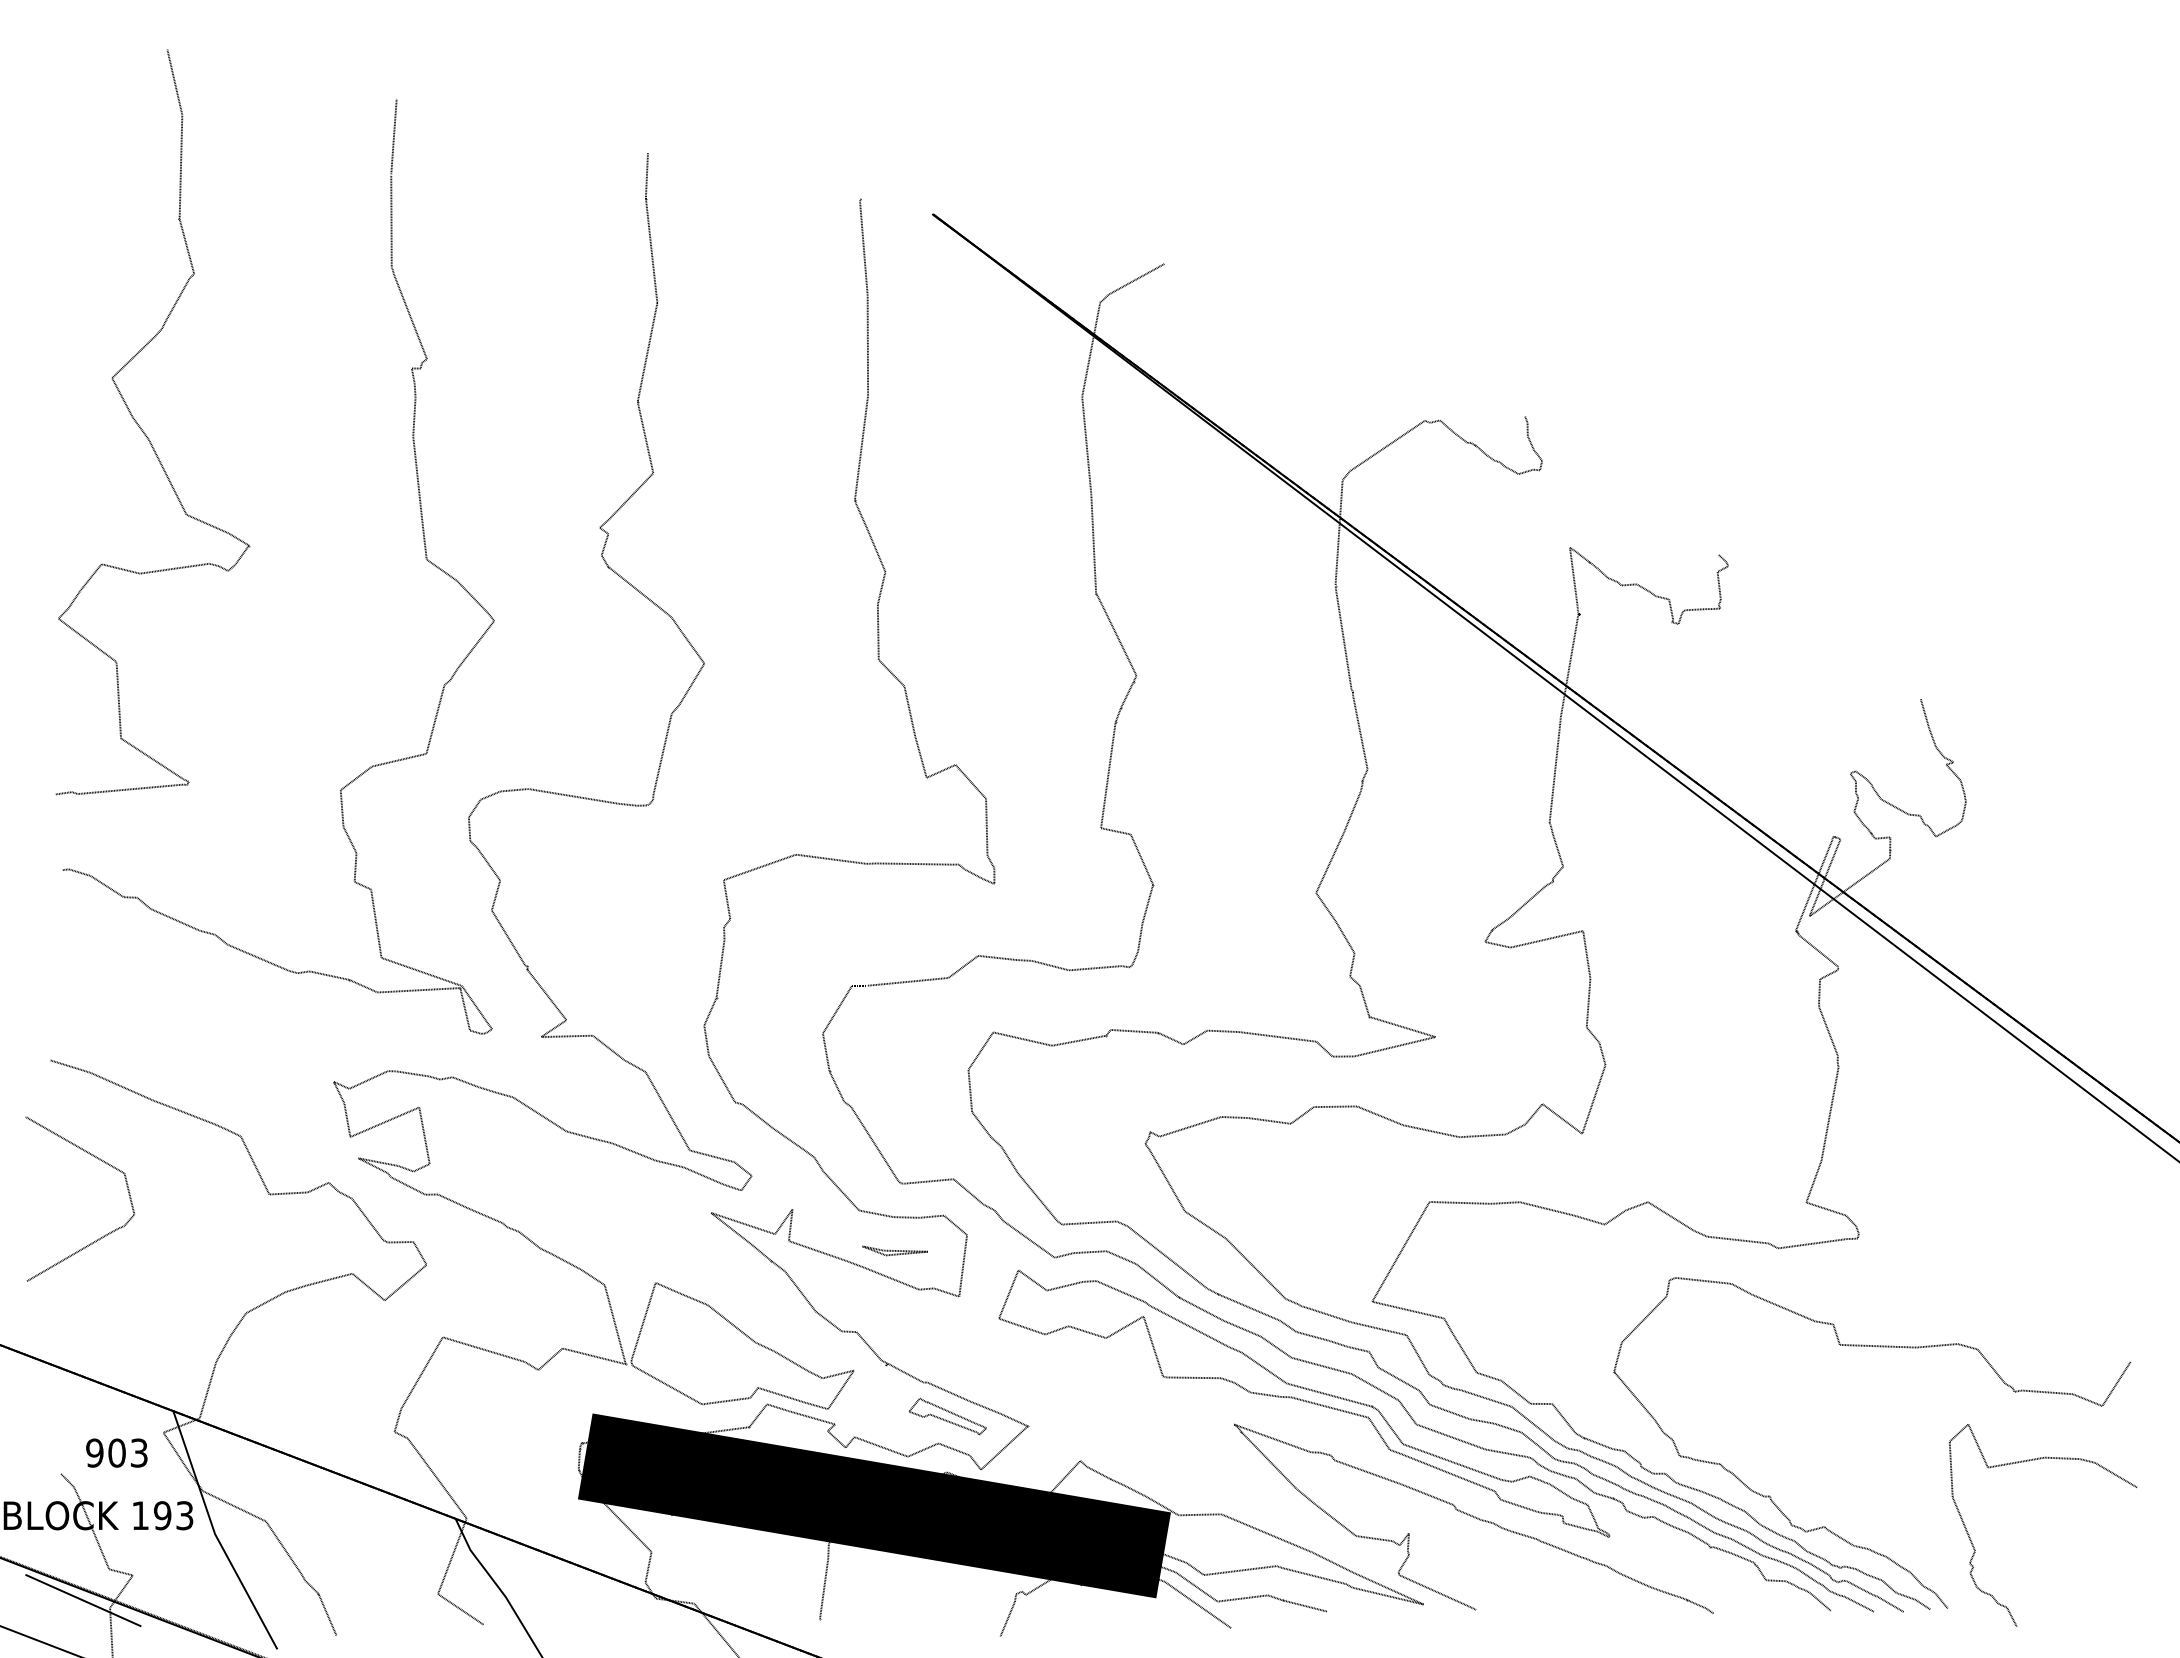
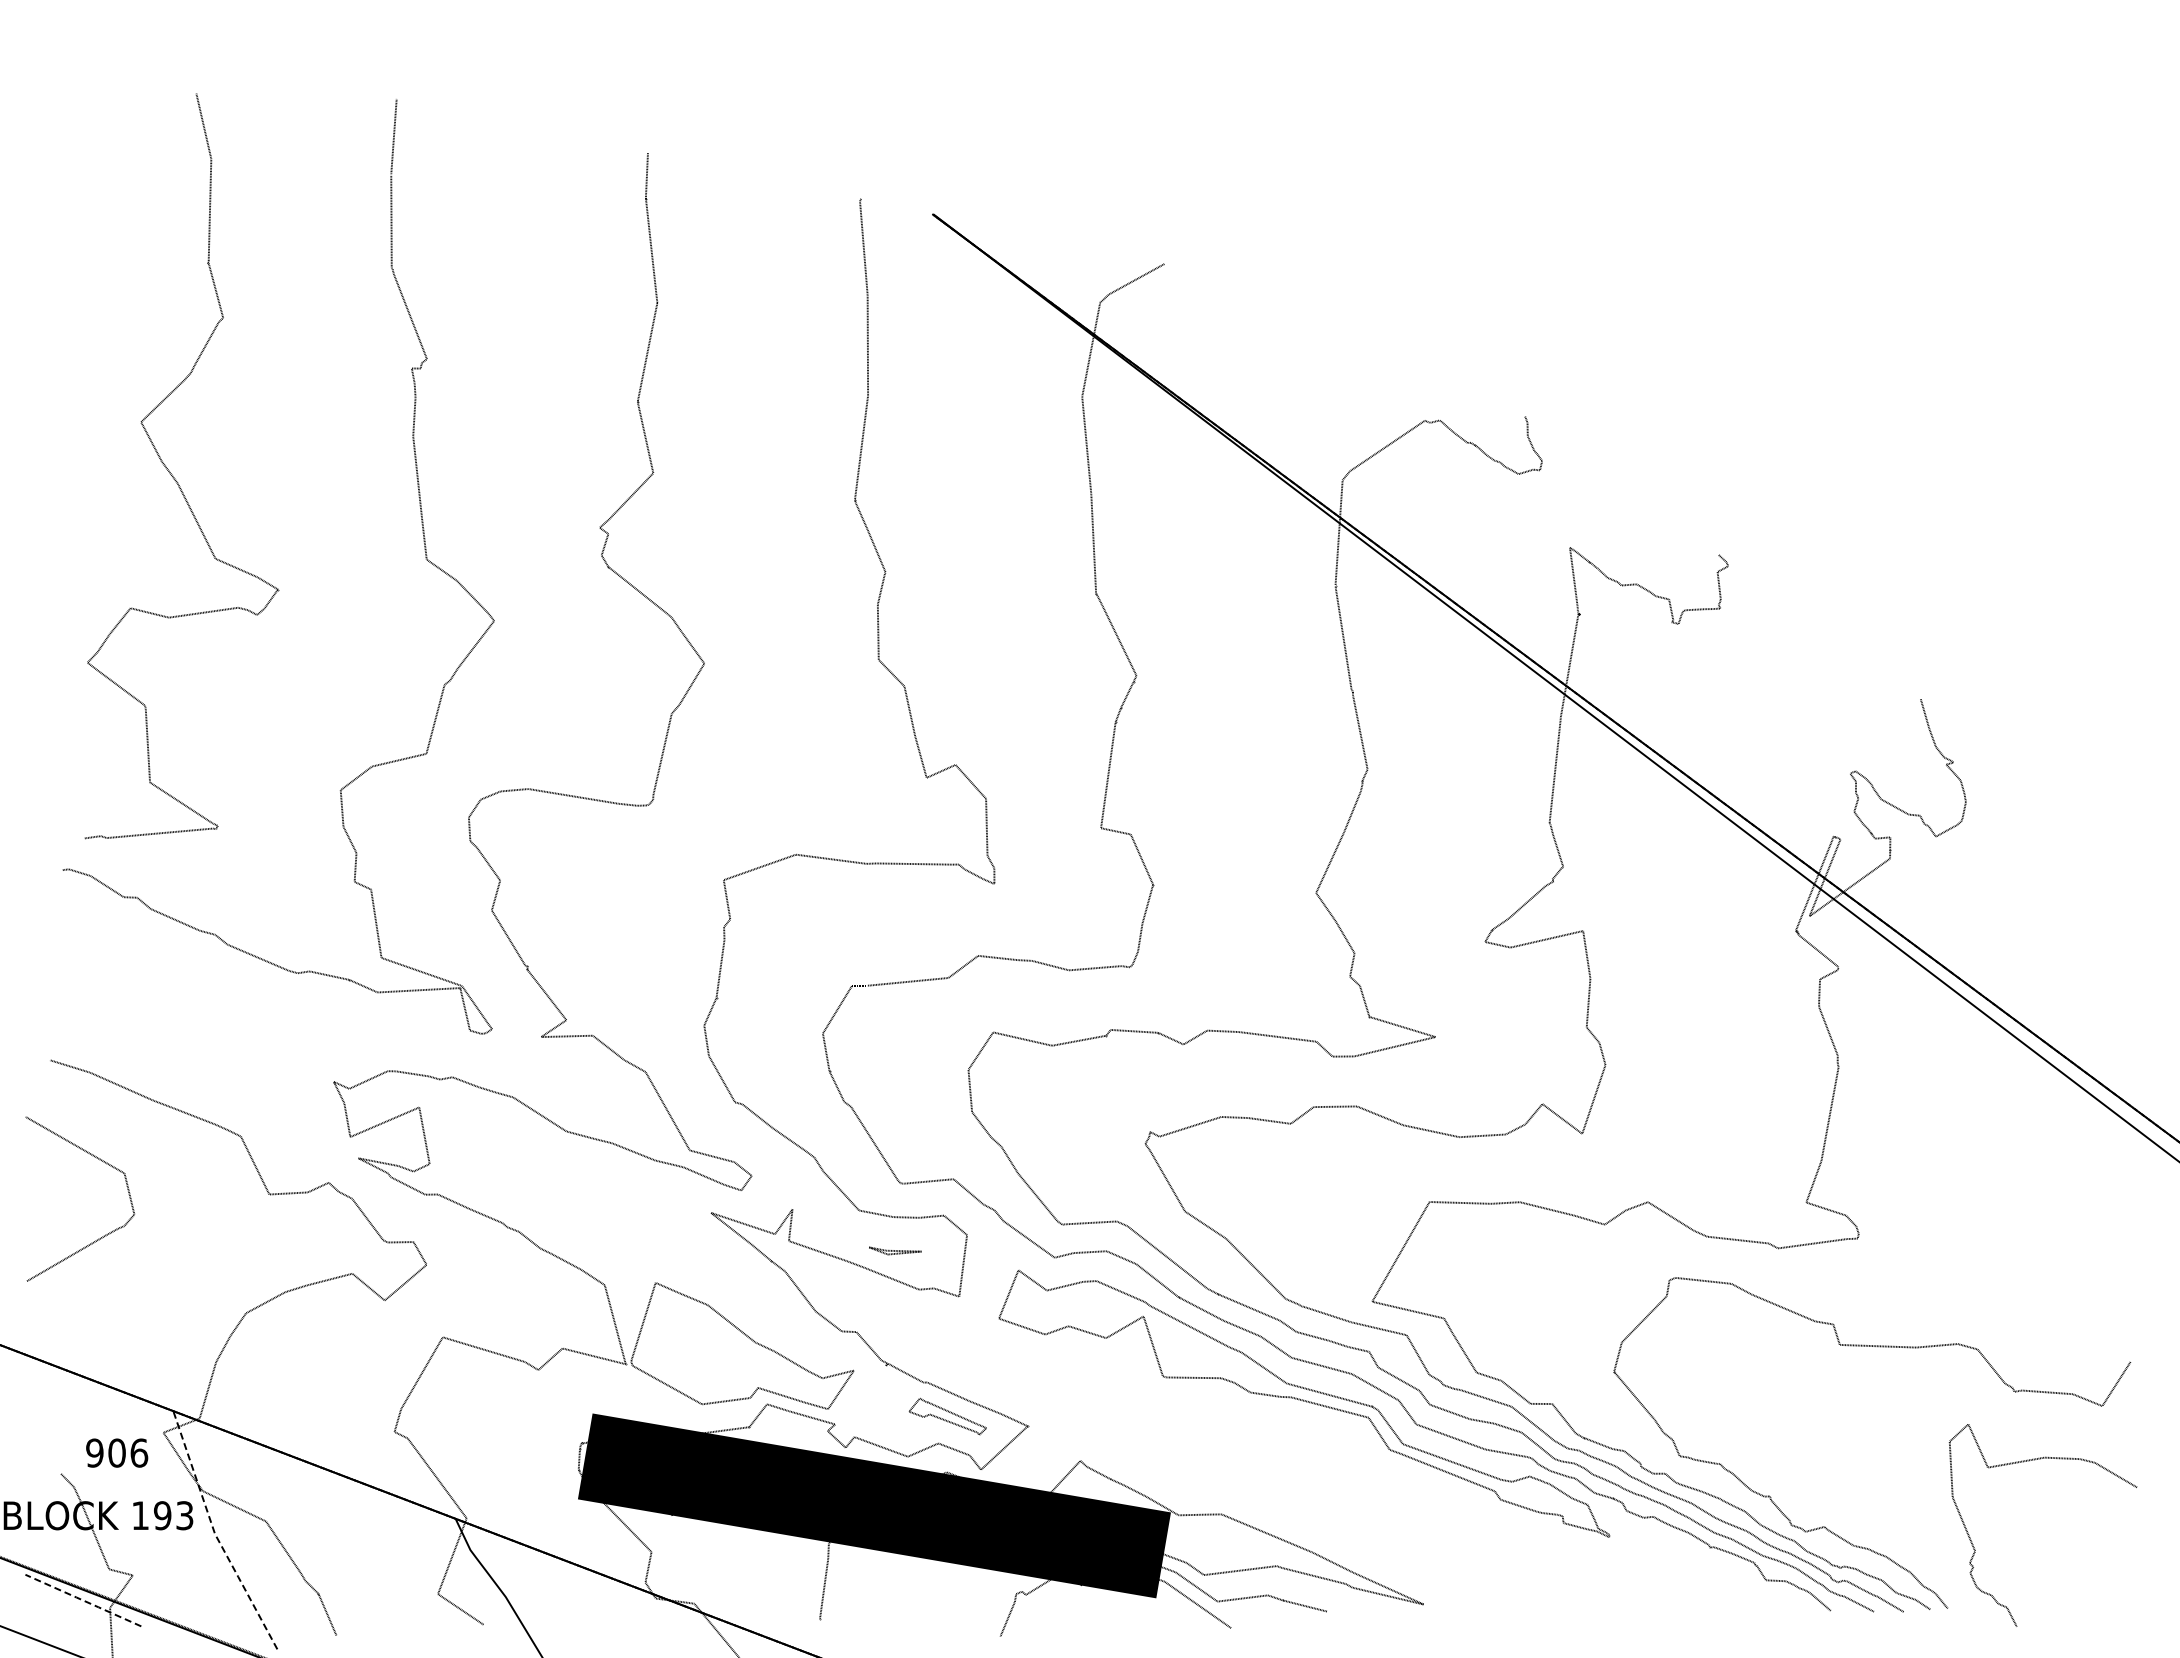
curve position: (143, 430) -> (172, 474) (172, 474)
part size: 66x12 px -> 53x10 px (895, 1250)
text: 903 -> 906 (139, 1452)
curve: present -> none (1473, 1517)
line: solid -> dashed (215, 1535)
line: solid -> dashed (82, 1600)
